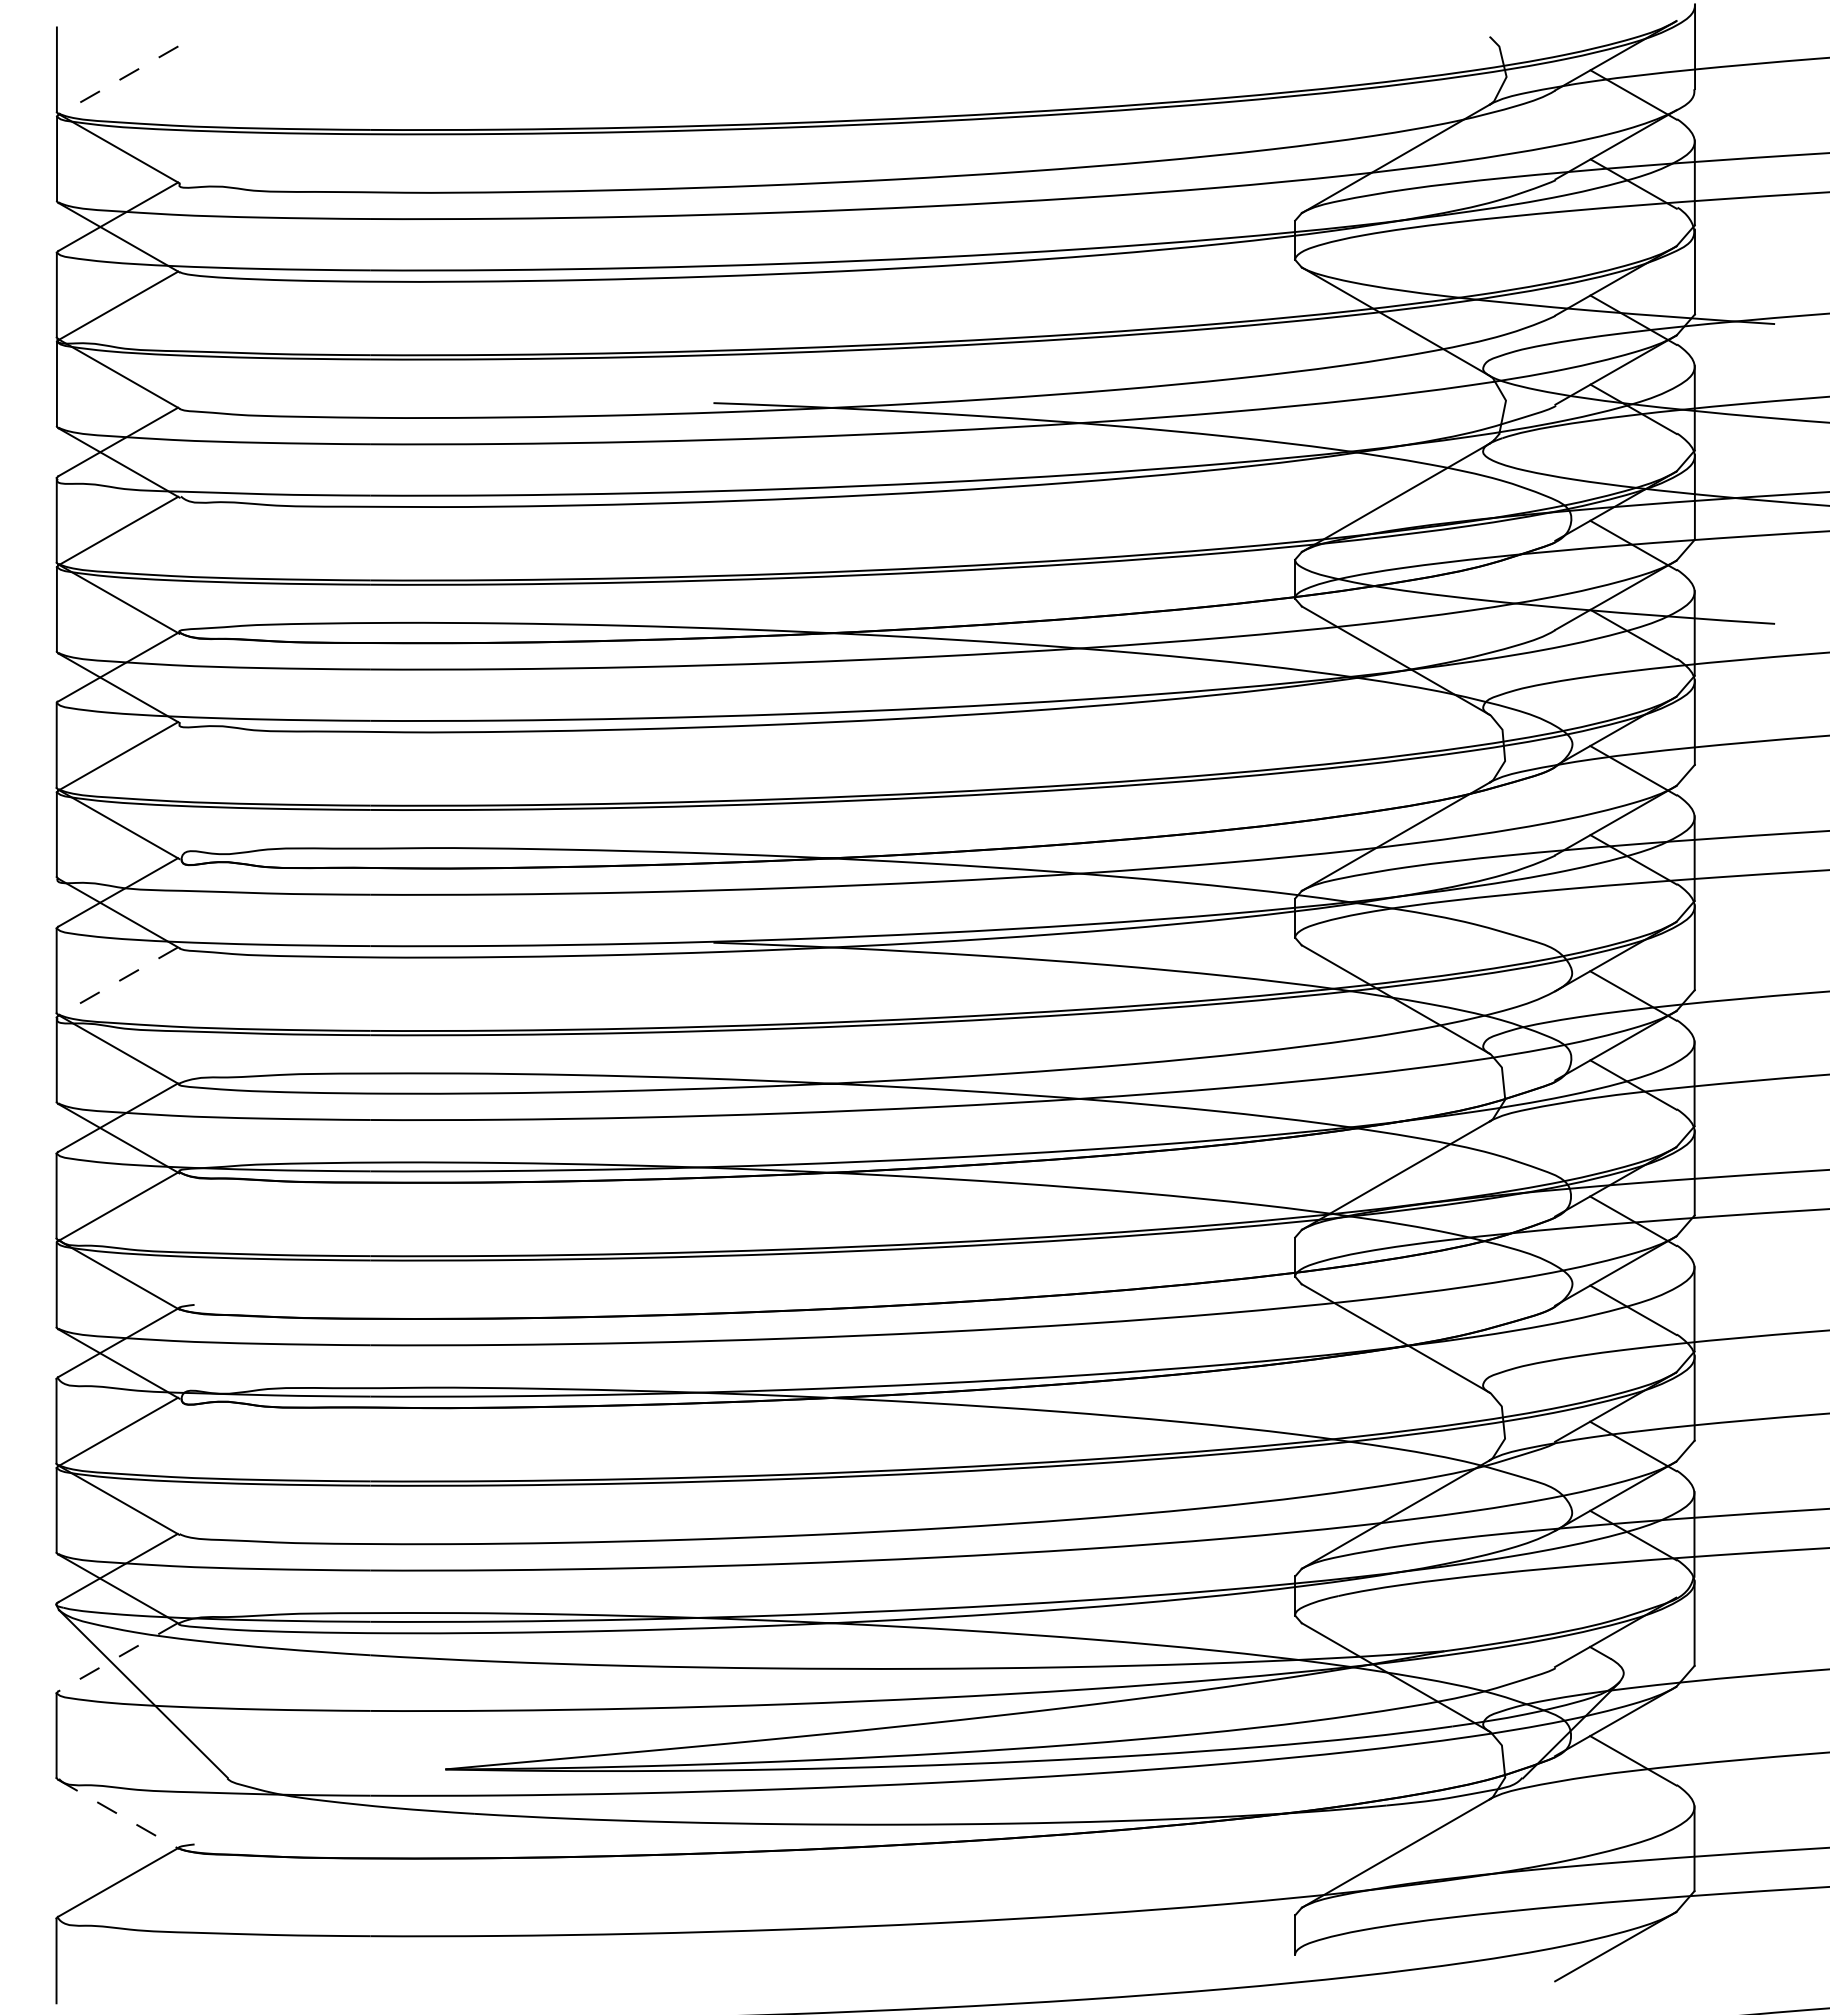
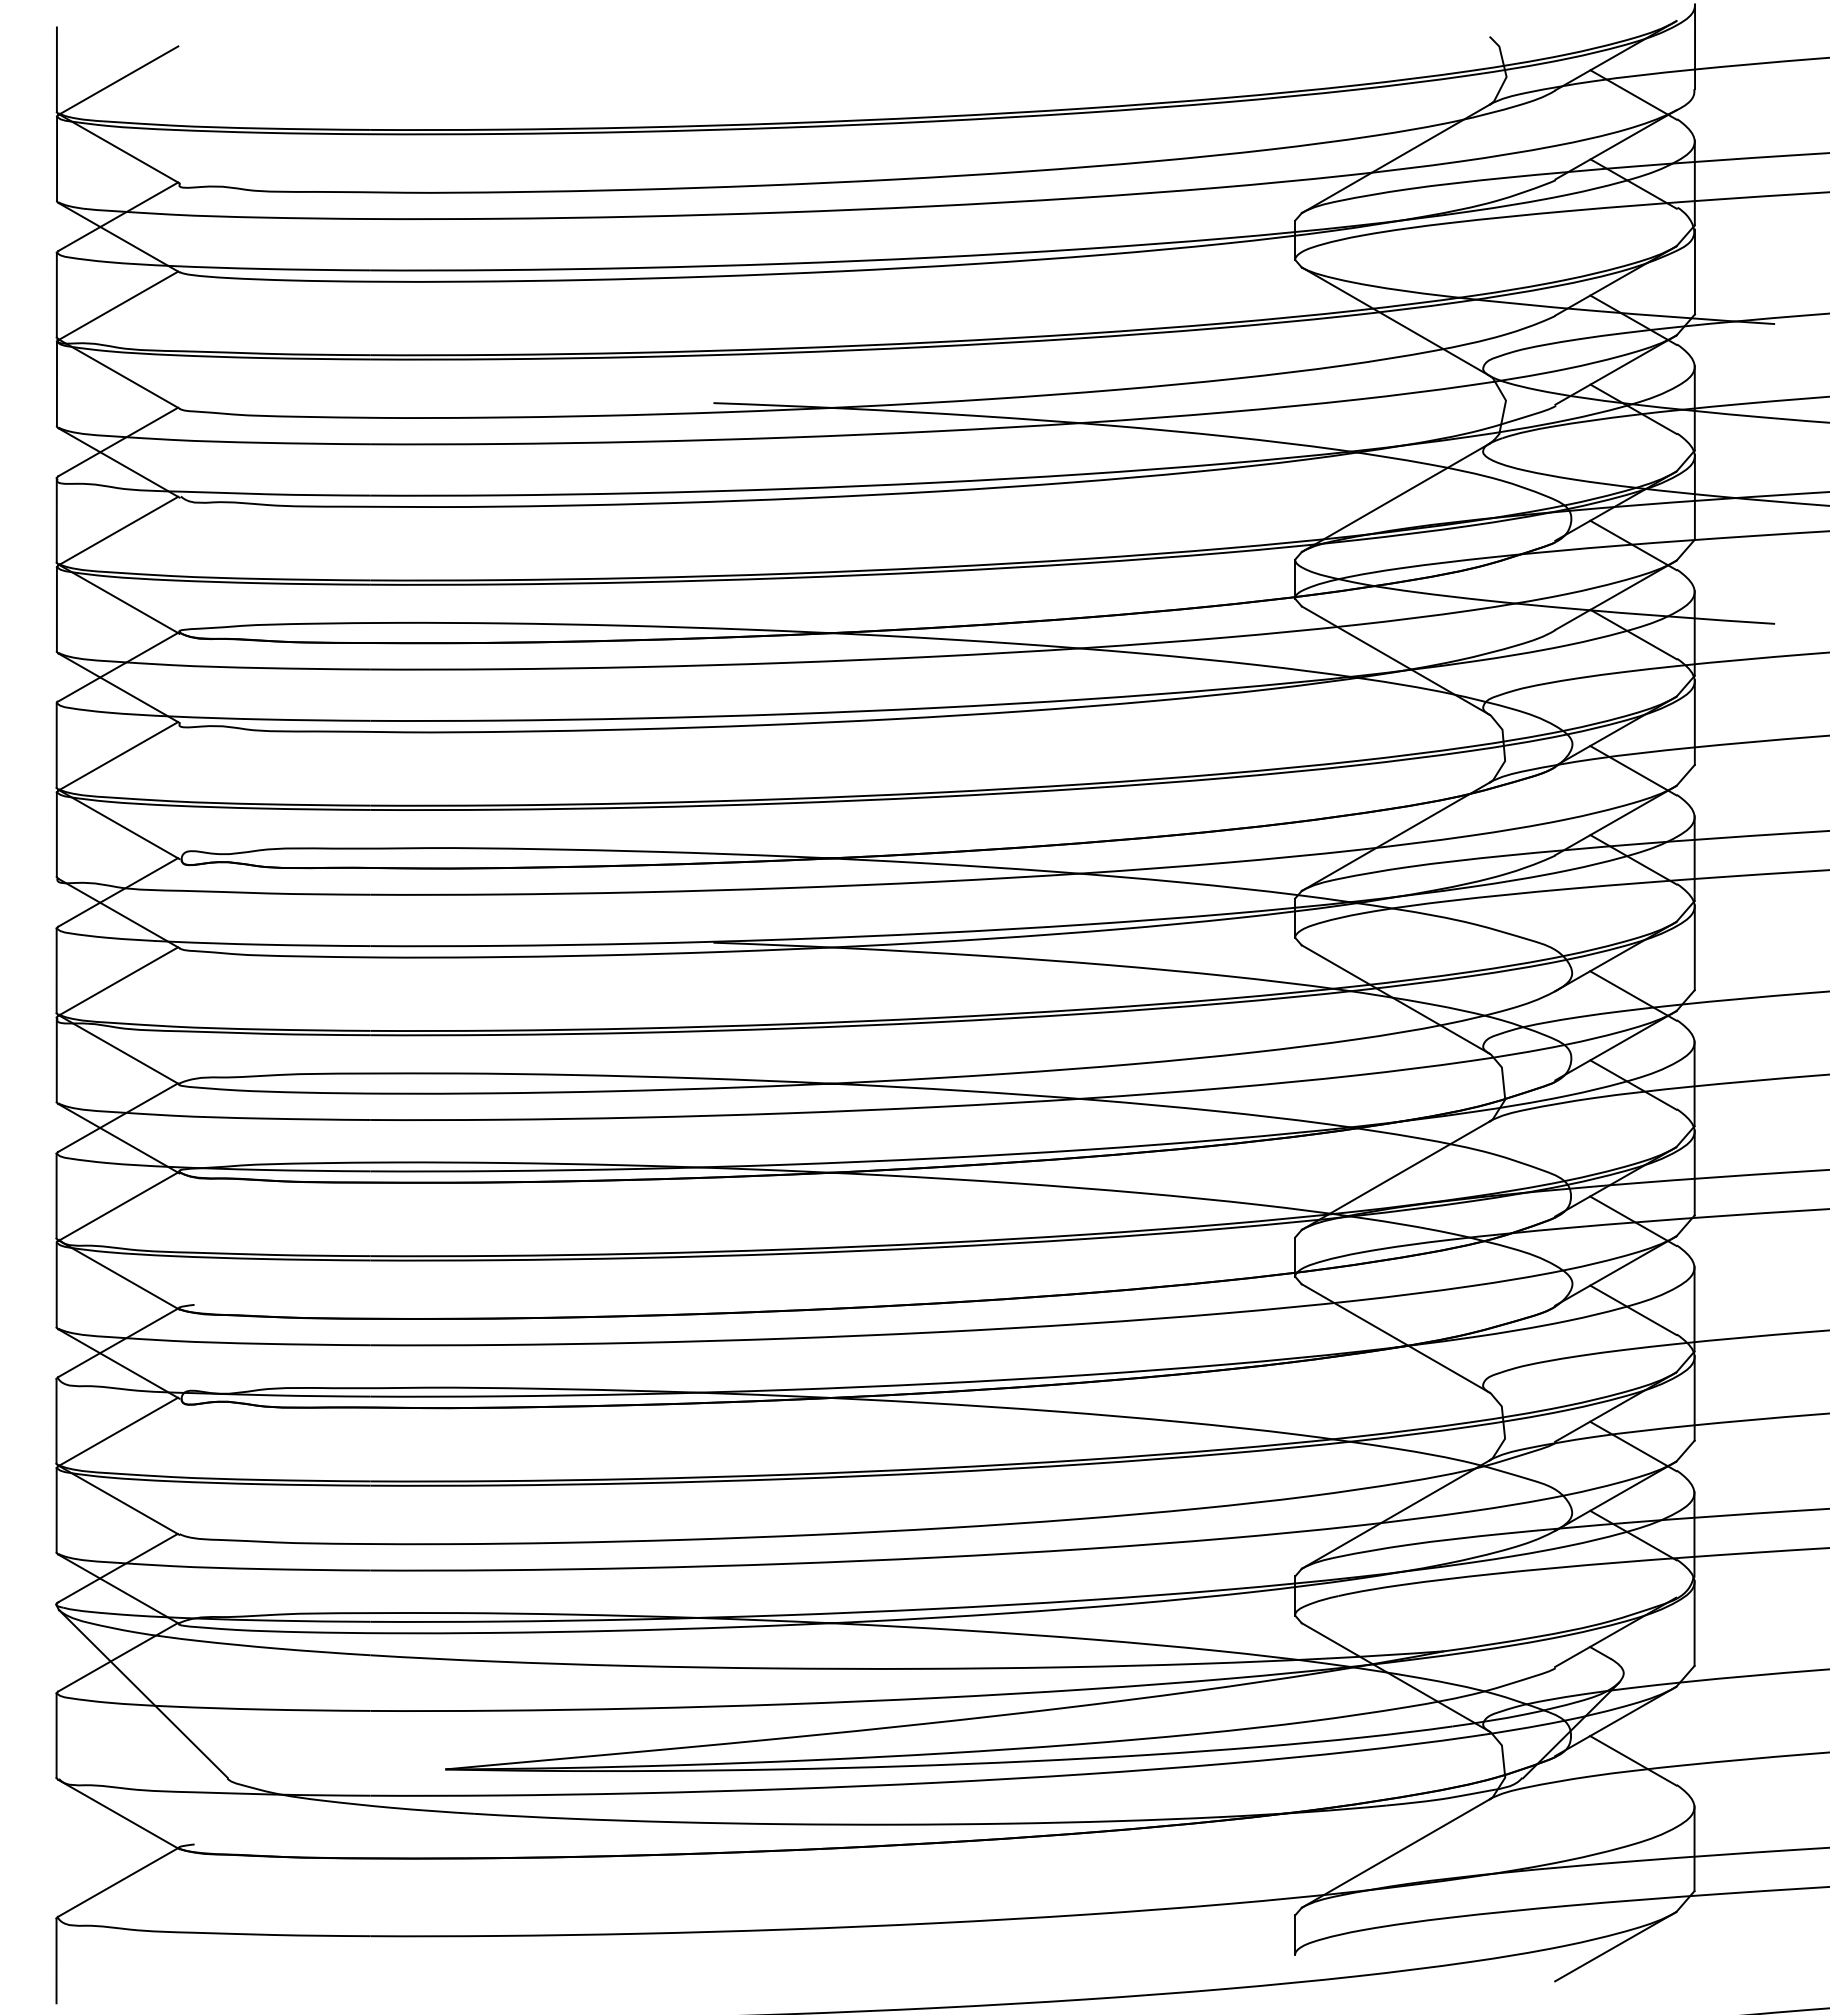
line: dashed -> solid (117, 80)
line: dashed -> solid (117, 981)
line: dashed -> solid (117, 1657)
line: dashed -> solid (118, 1814)
